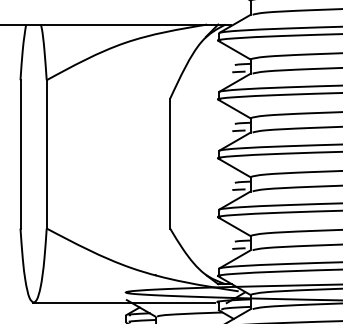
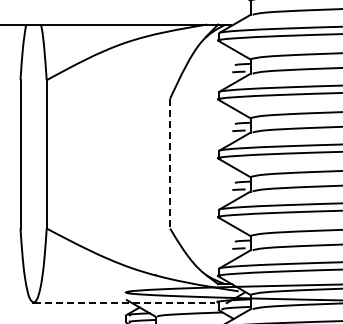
line: solid -> dashed (170, 163)
line: solid -> dashed (124, 302)
